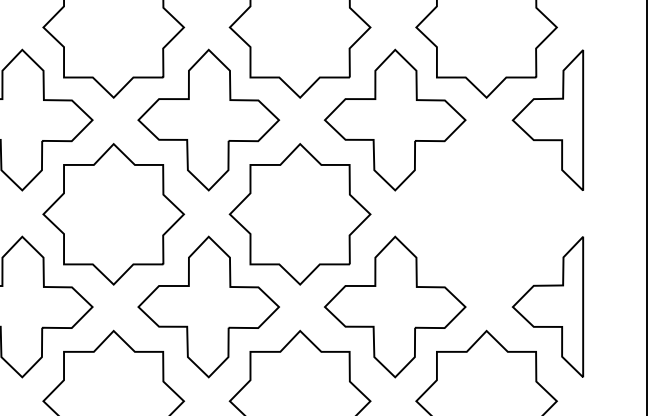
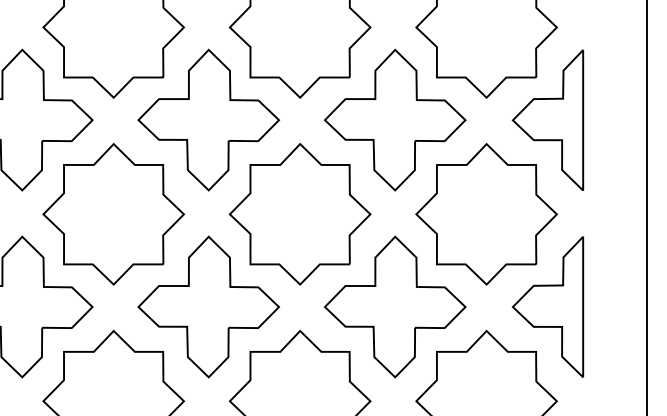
part: none -> present (486, 214)
